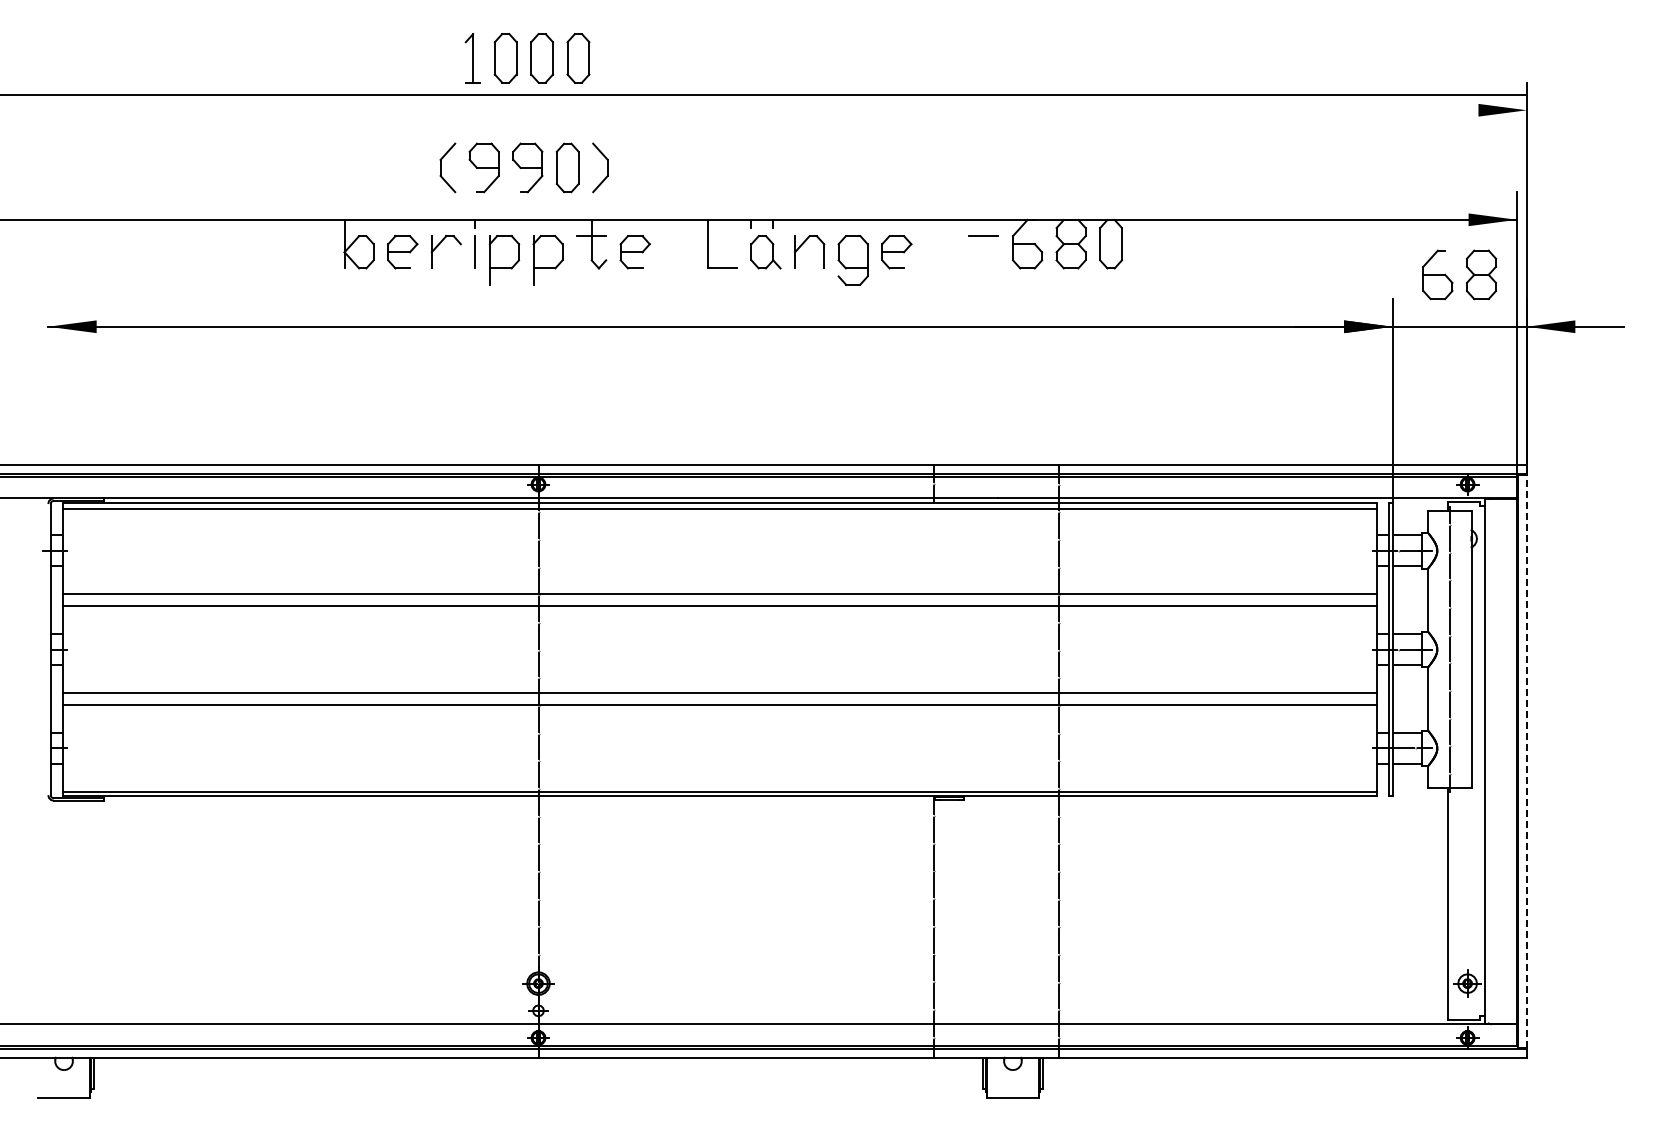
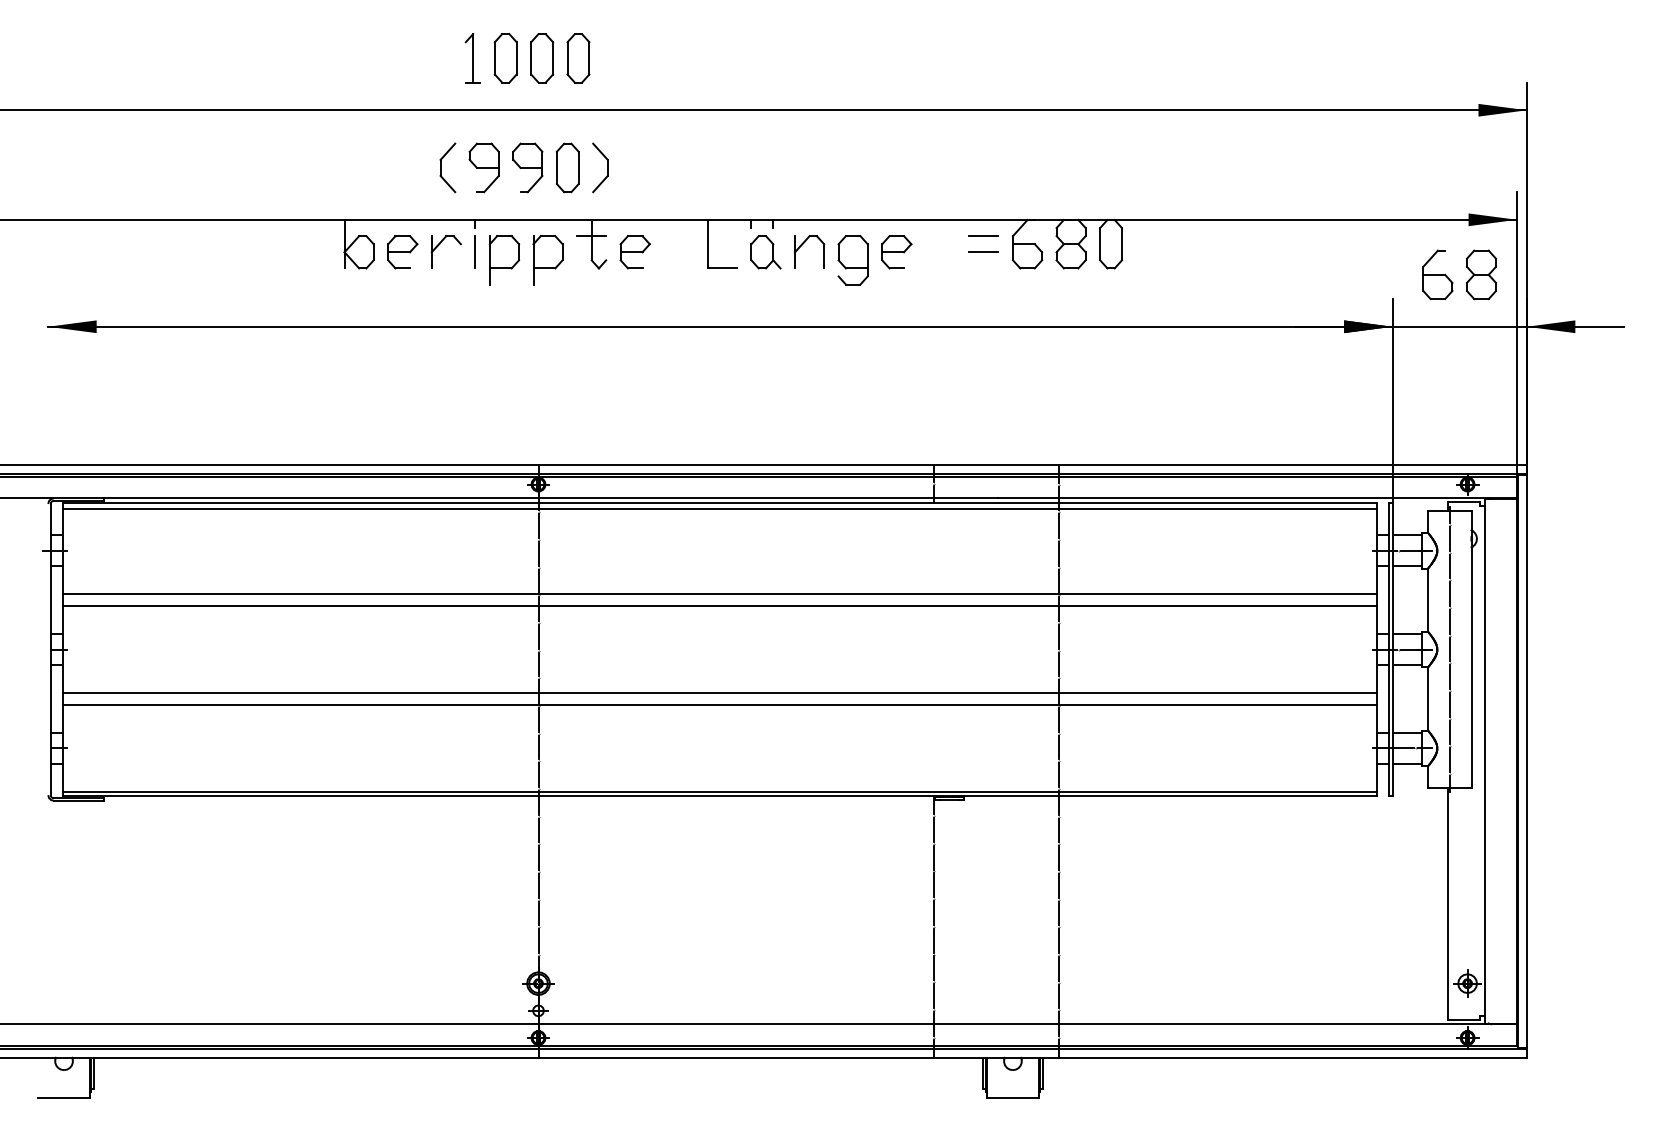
line position: (764, 95) -> (764, 110) (764, 110)
line: none -> present (983, 252)
line: dashed -> solid (1526, 761)
